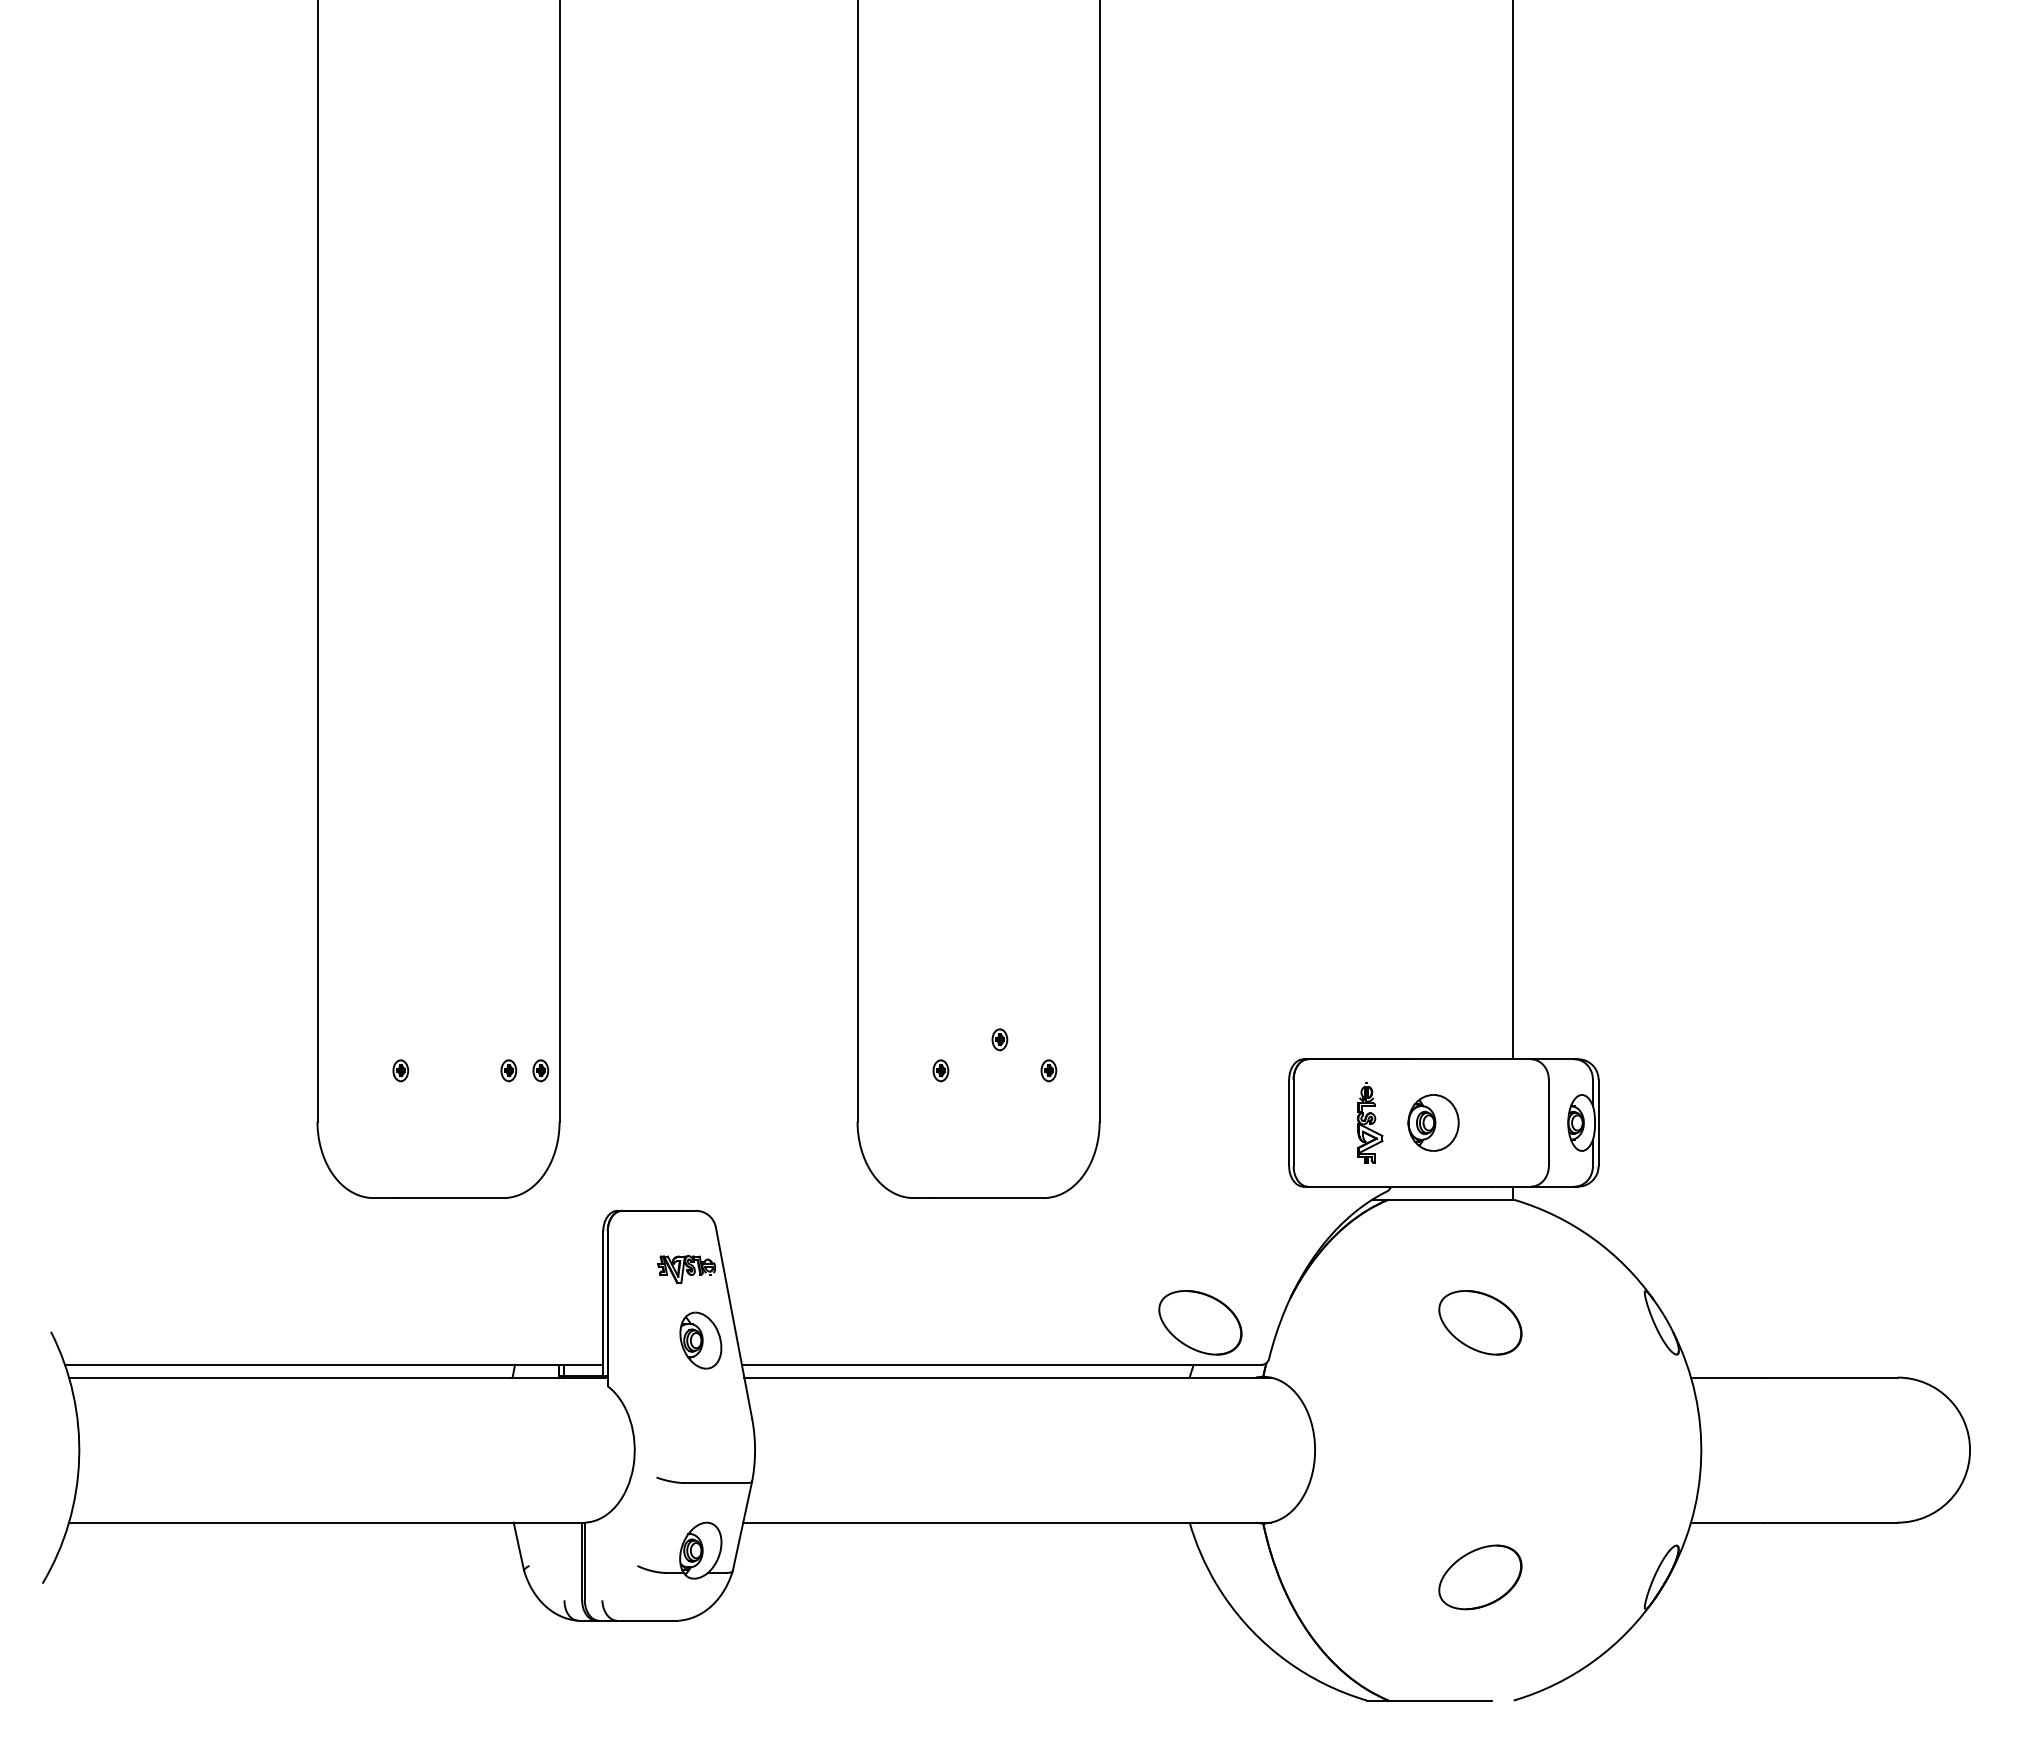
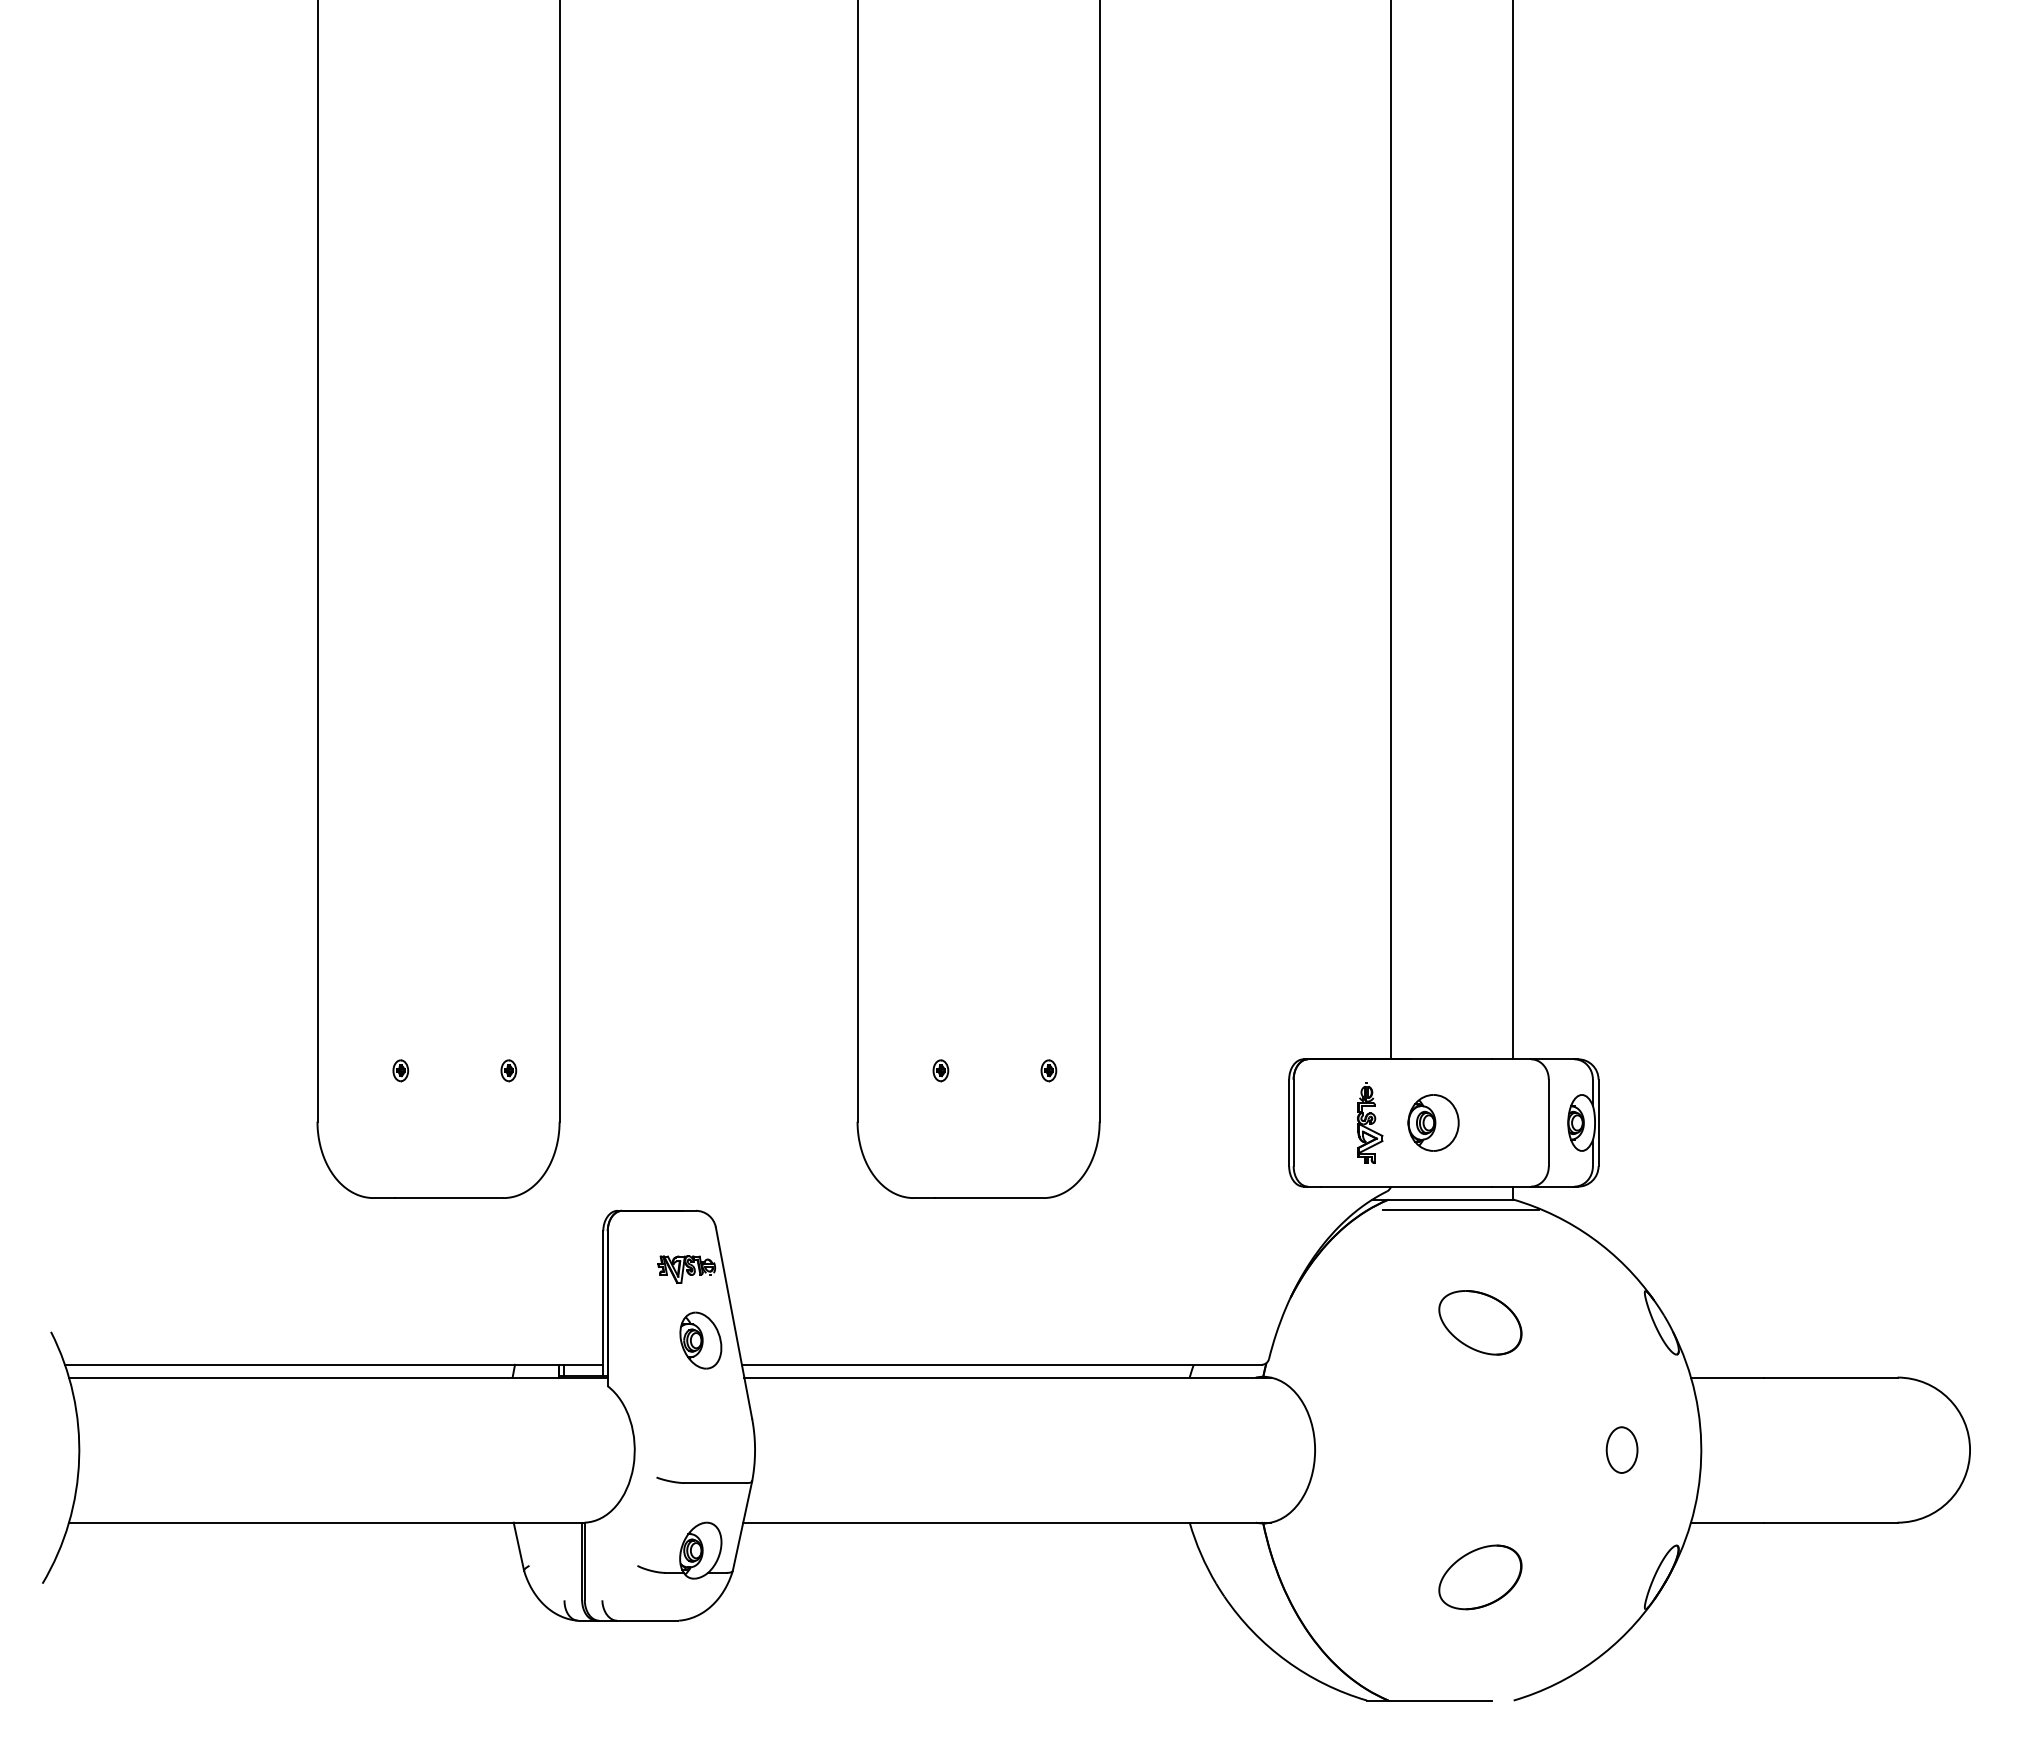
line: none -> present (1391, 530)
part: present -> none (999, 1039)
part: present -> none (540, 1070)
line: none -> present (1460, 1210)
part: present -> none (1200, 1322)
part: none -> present (1621, 1449)
